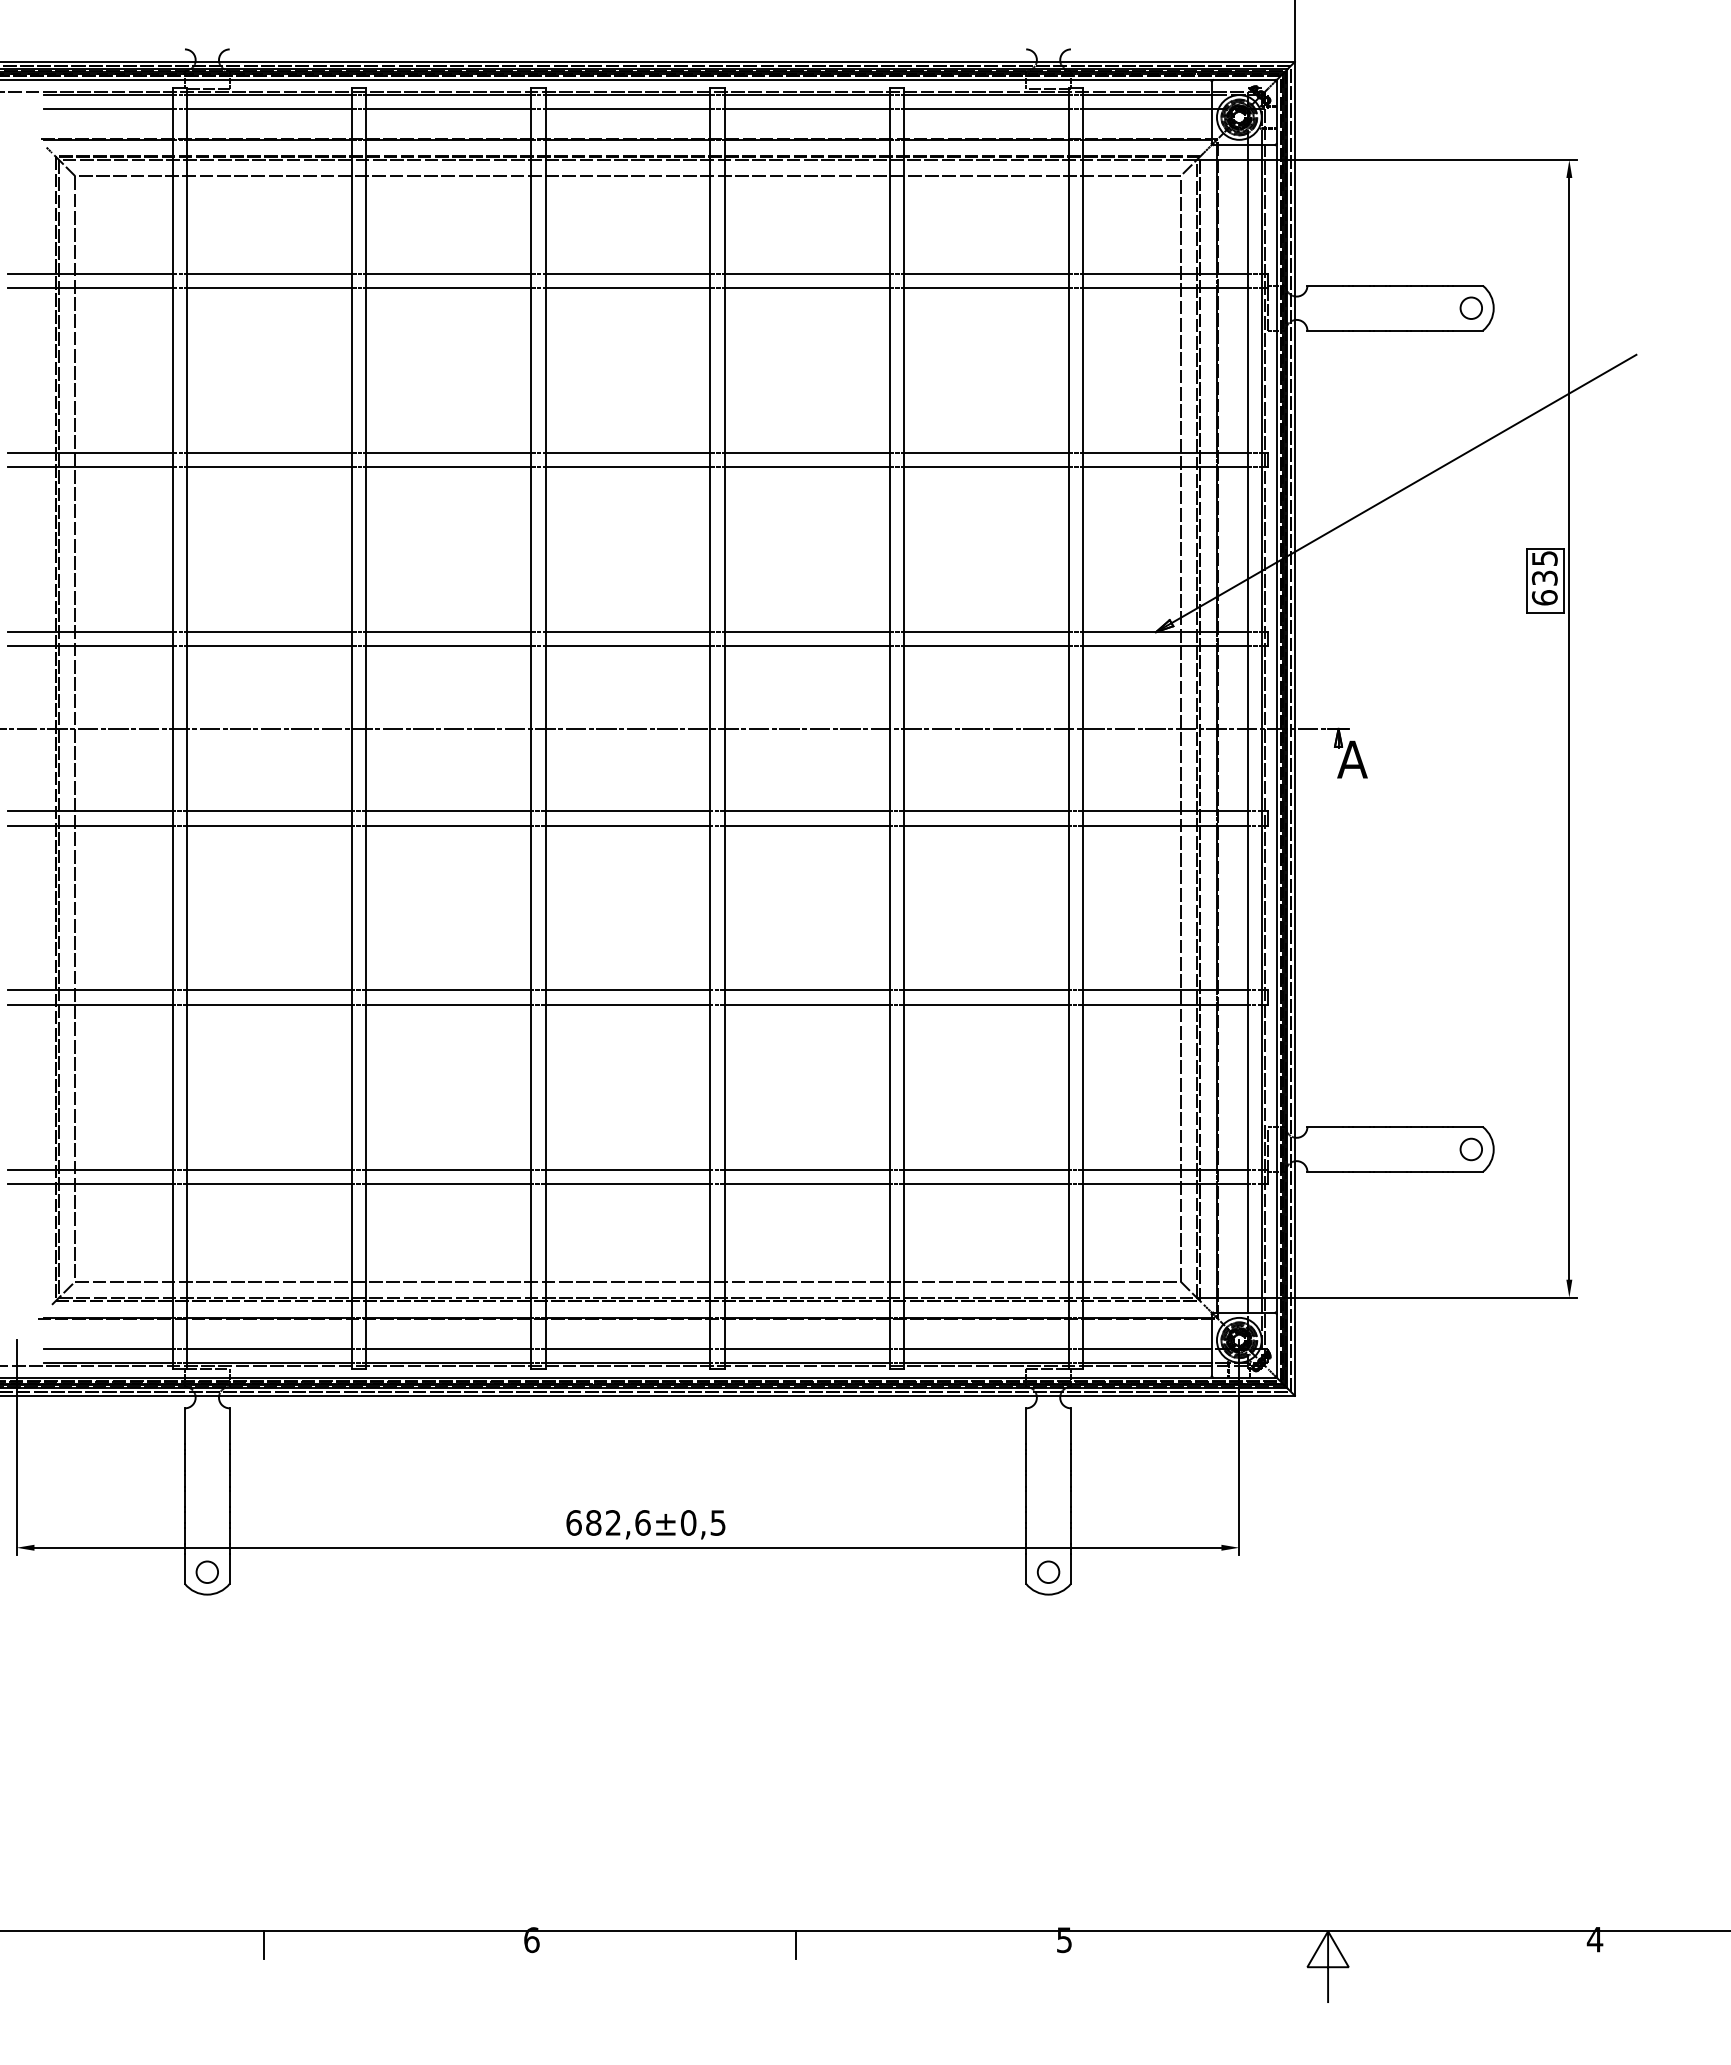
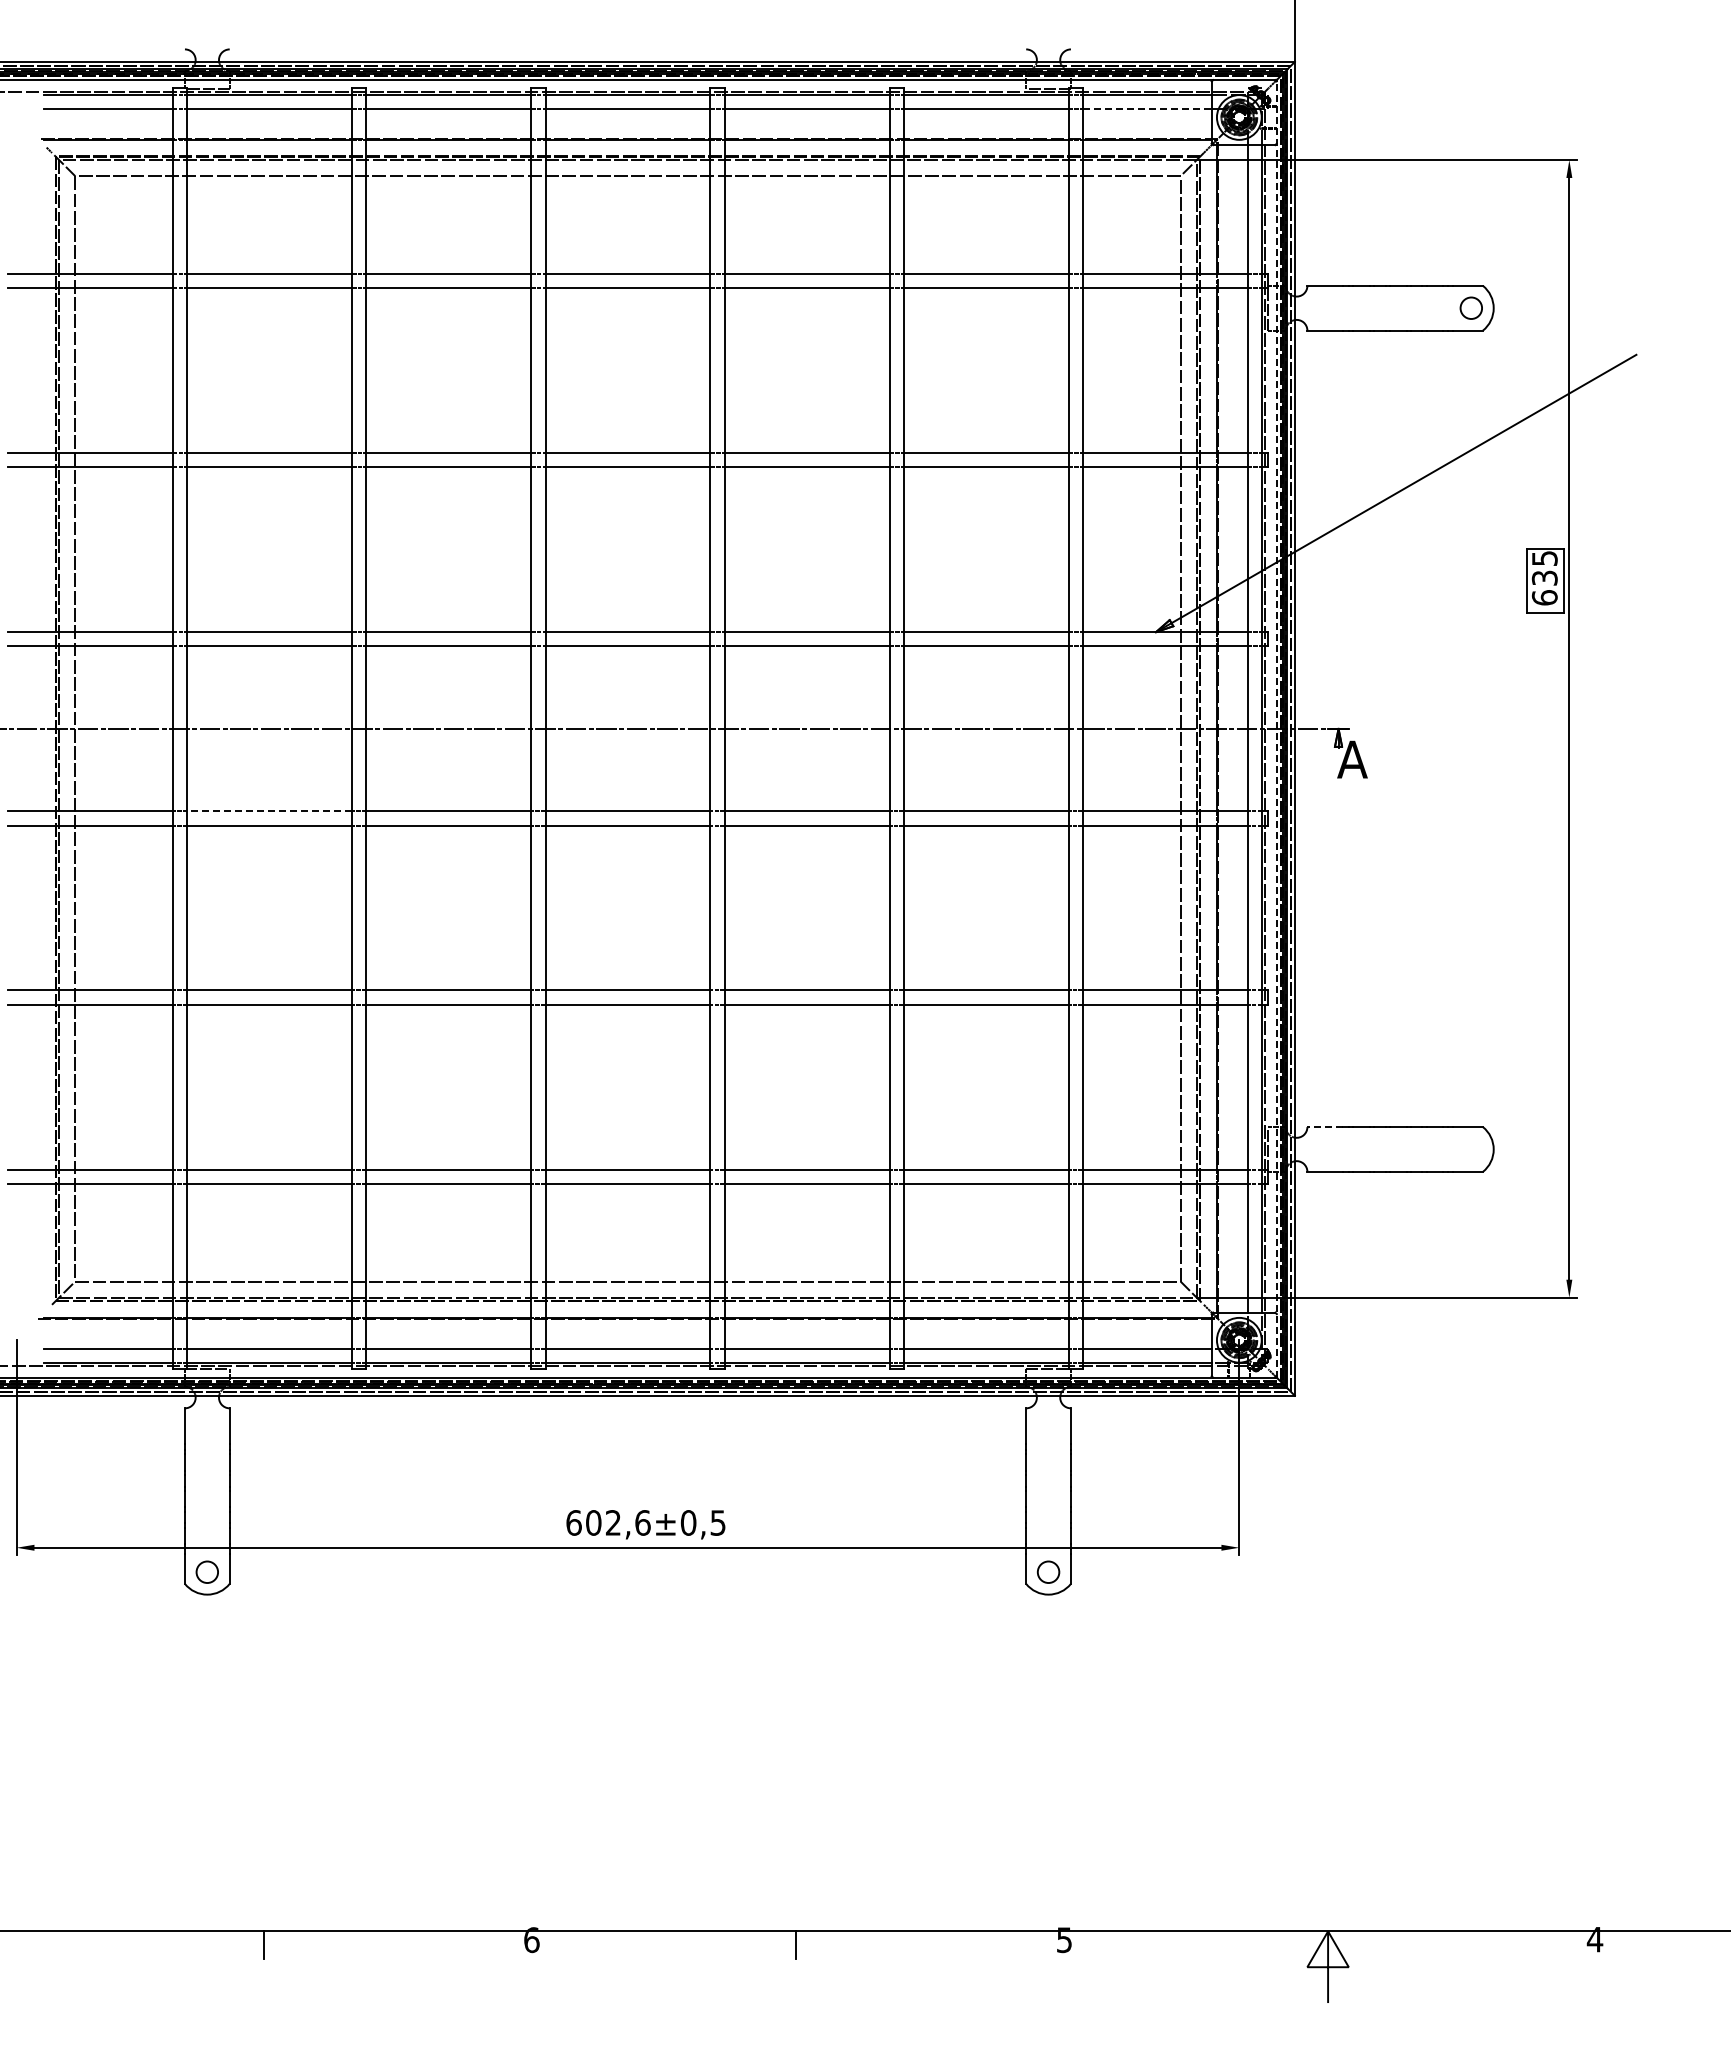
line: solid -> dashed (1147, 109)
line: solid -> dashed (1276, 728)
line: solid -> dashed (269, 811)
line: solid -> dashed (1325, 1127)
circle: present -> none (1470, 1149)
text: 682,6 -> 602,6 (593, 1522)
